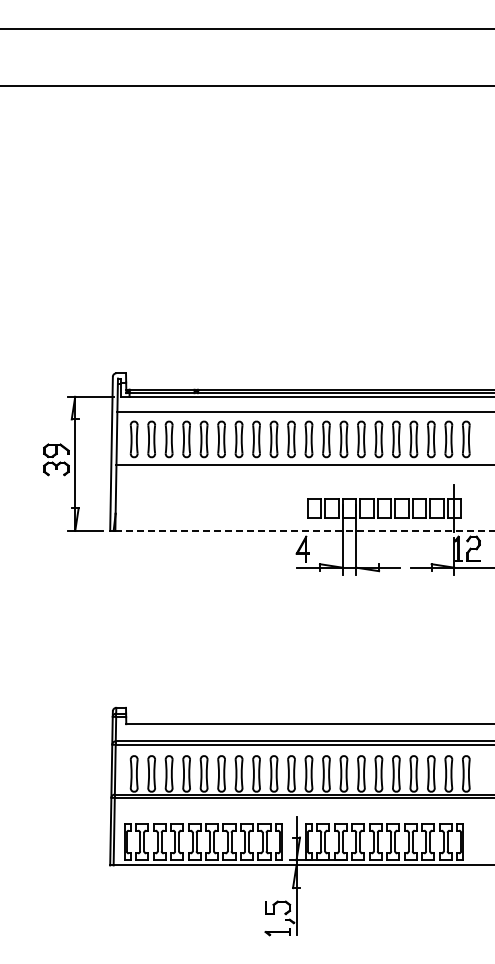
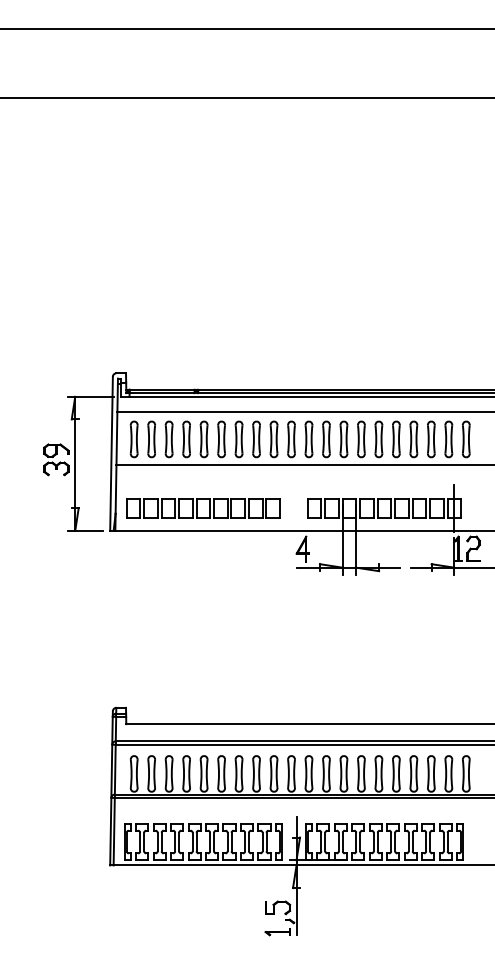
line position: (246, 85) -> (246, 97) (246, 97)
part: none -> present (203, 508)
line: dashed -> solid (305, 530)
